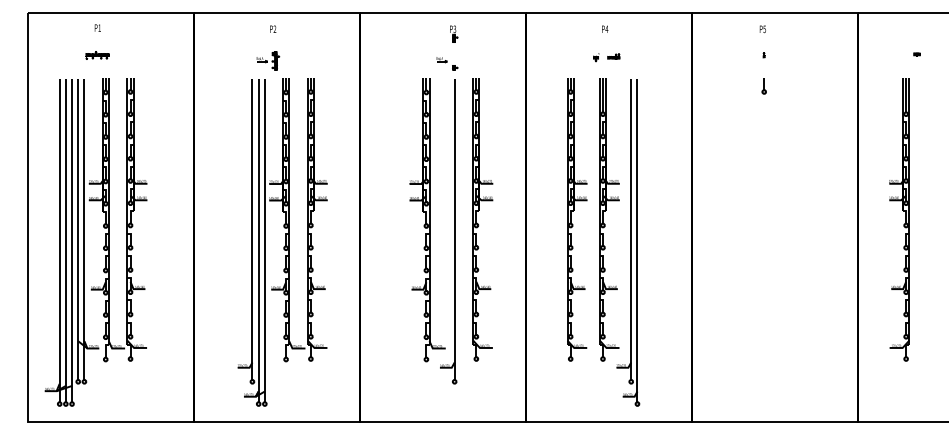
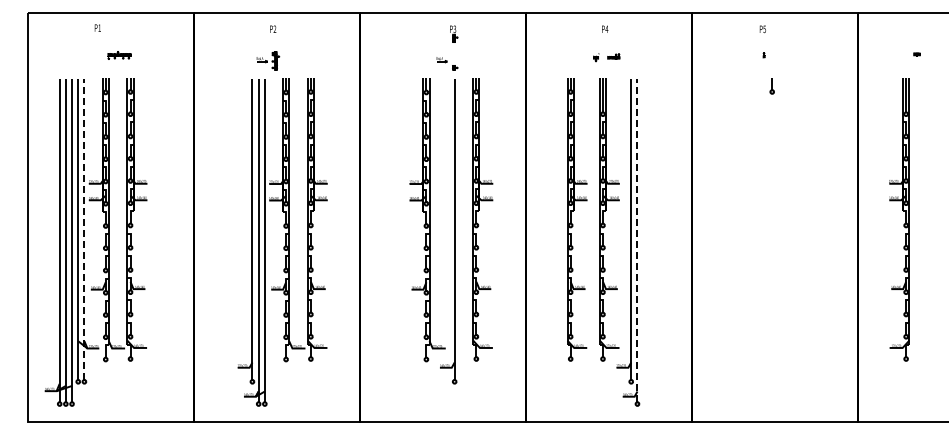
part position: (97, 55) -> (119, 55) (119, 55)
part position: (763, 86) -> (771, 86) (771, 86)
line: solid -> dashed (84, 229)
line: solid -> dashed (637, 240)
